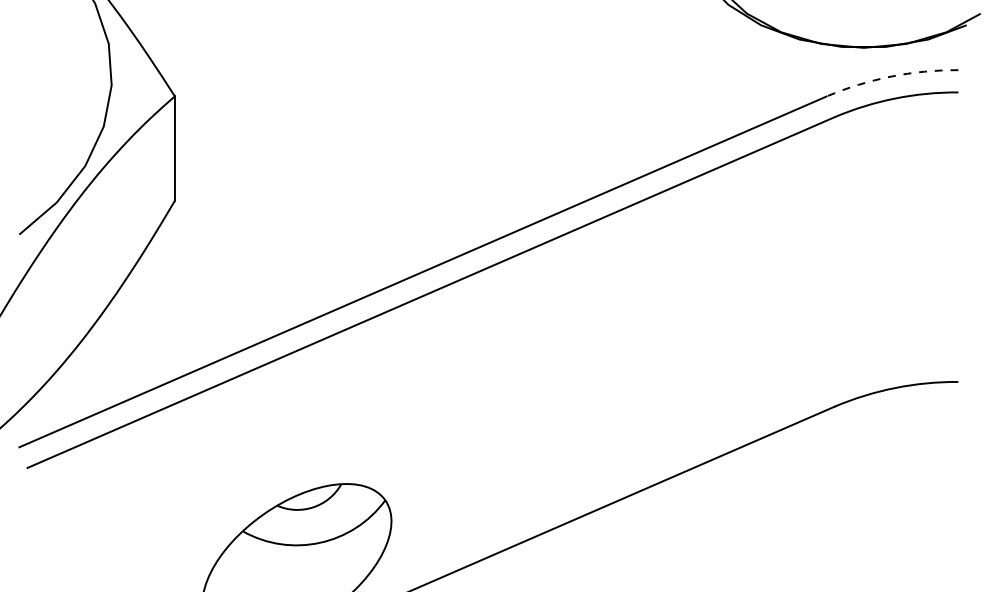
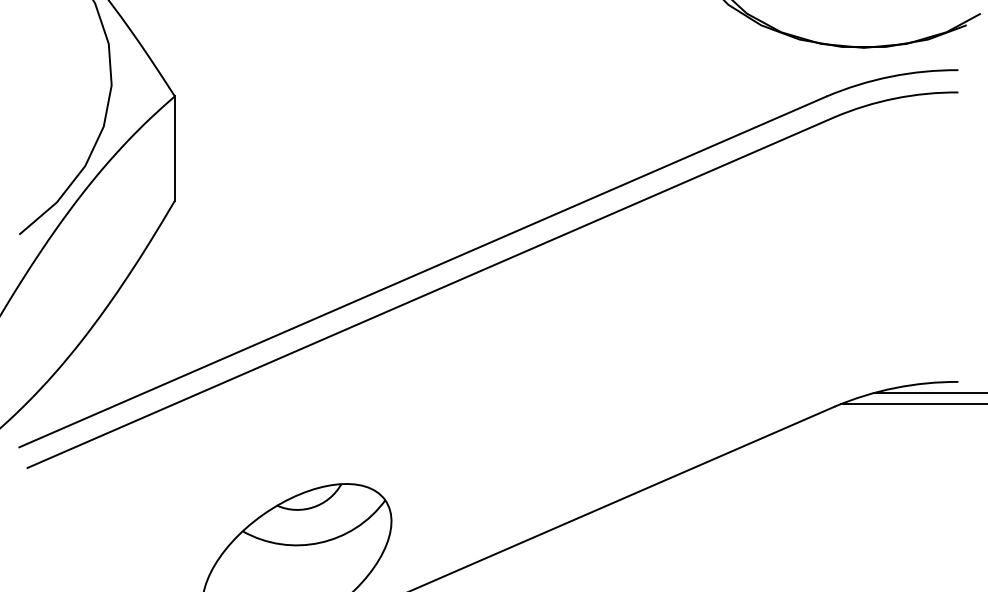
arc: dashed -> solid (891, 76)
line: none -> present (928, 393)
line: none -> present (912, 404)
